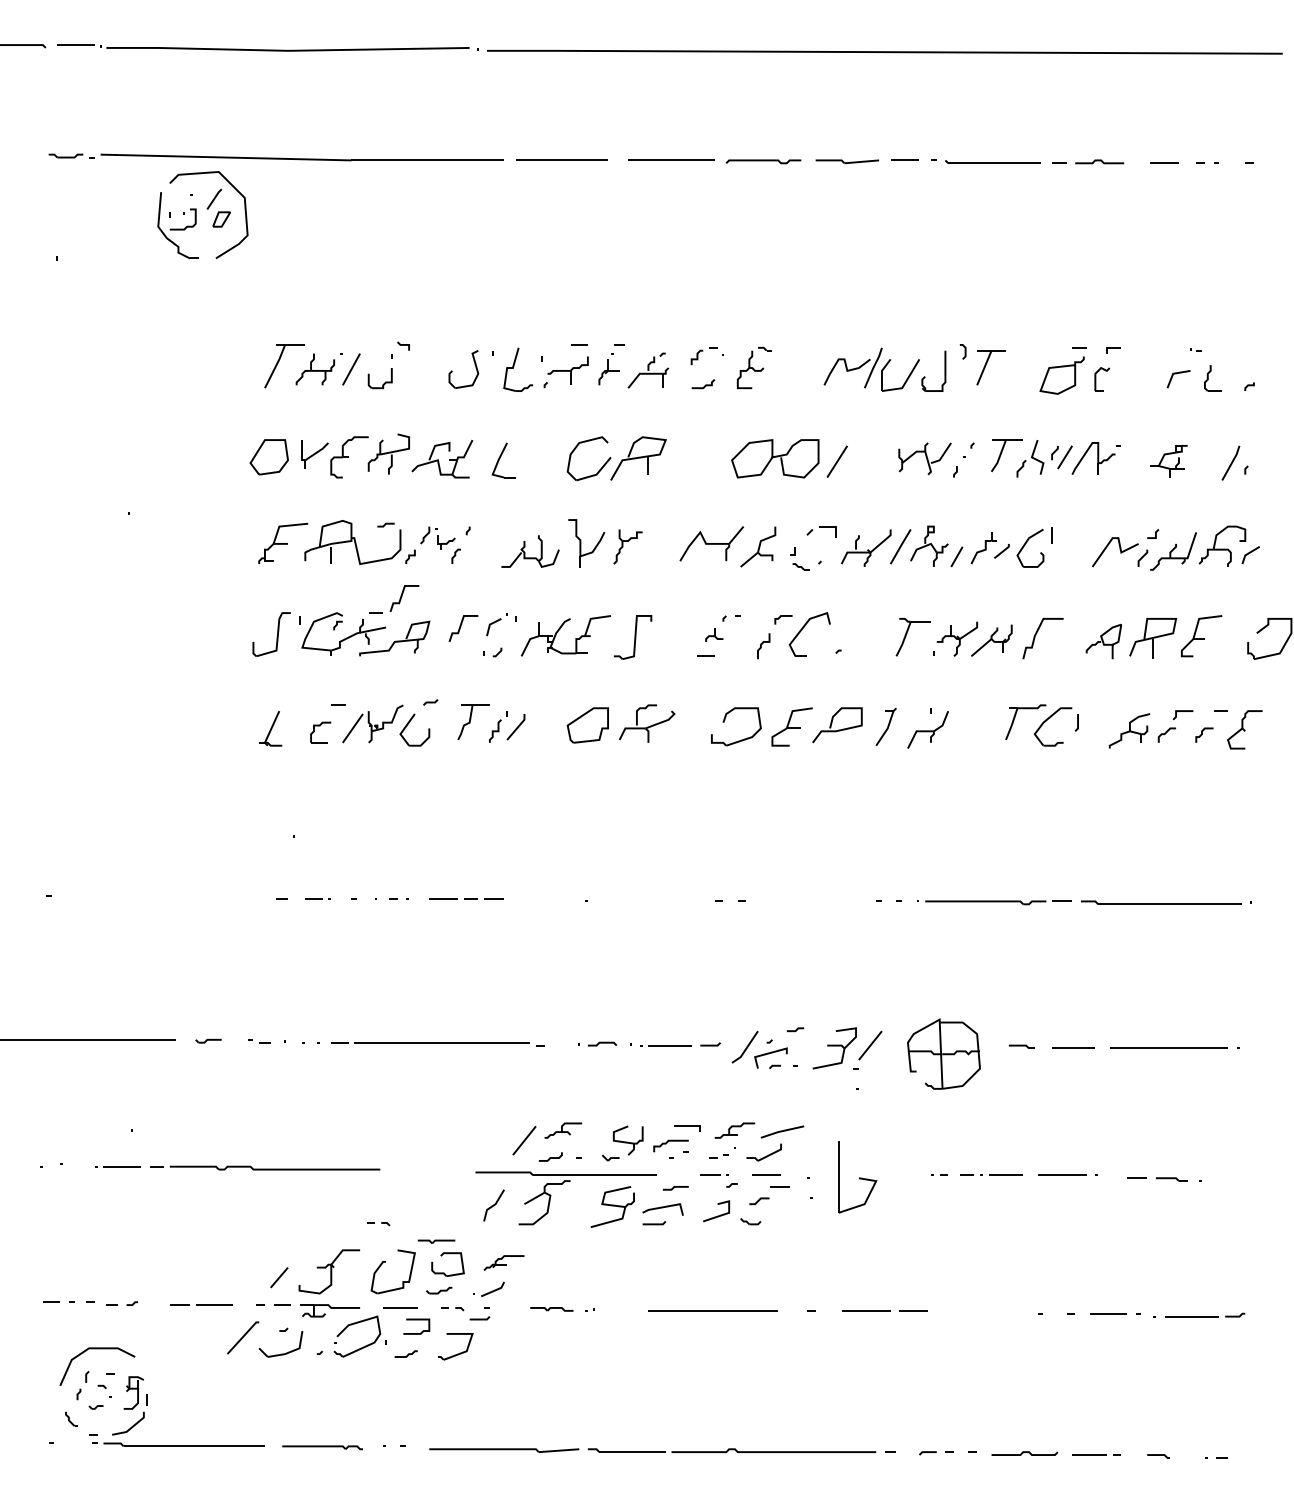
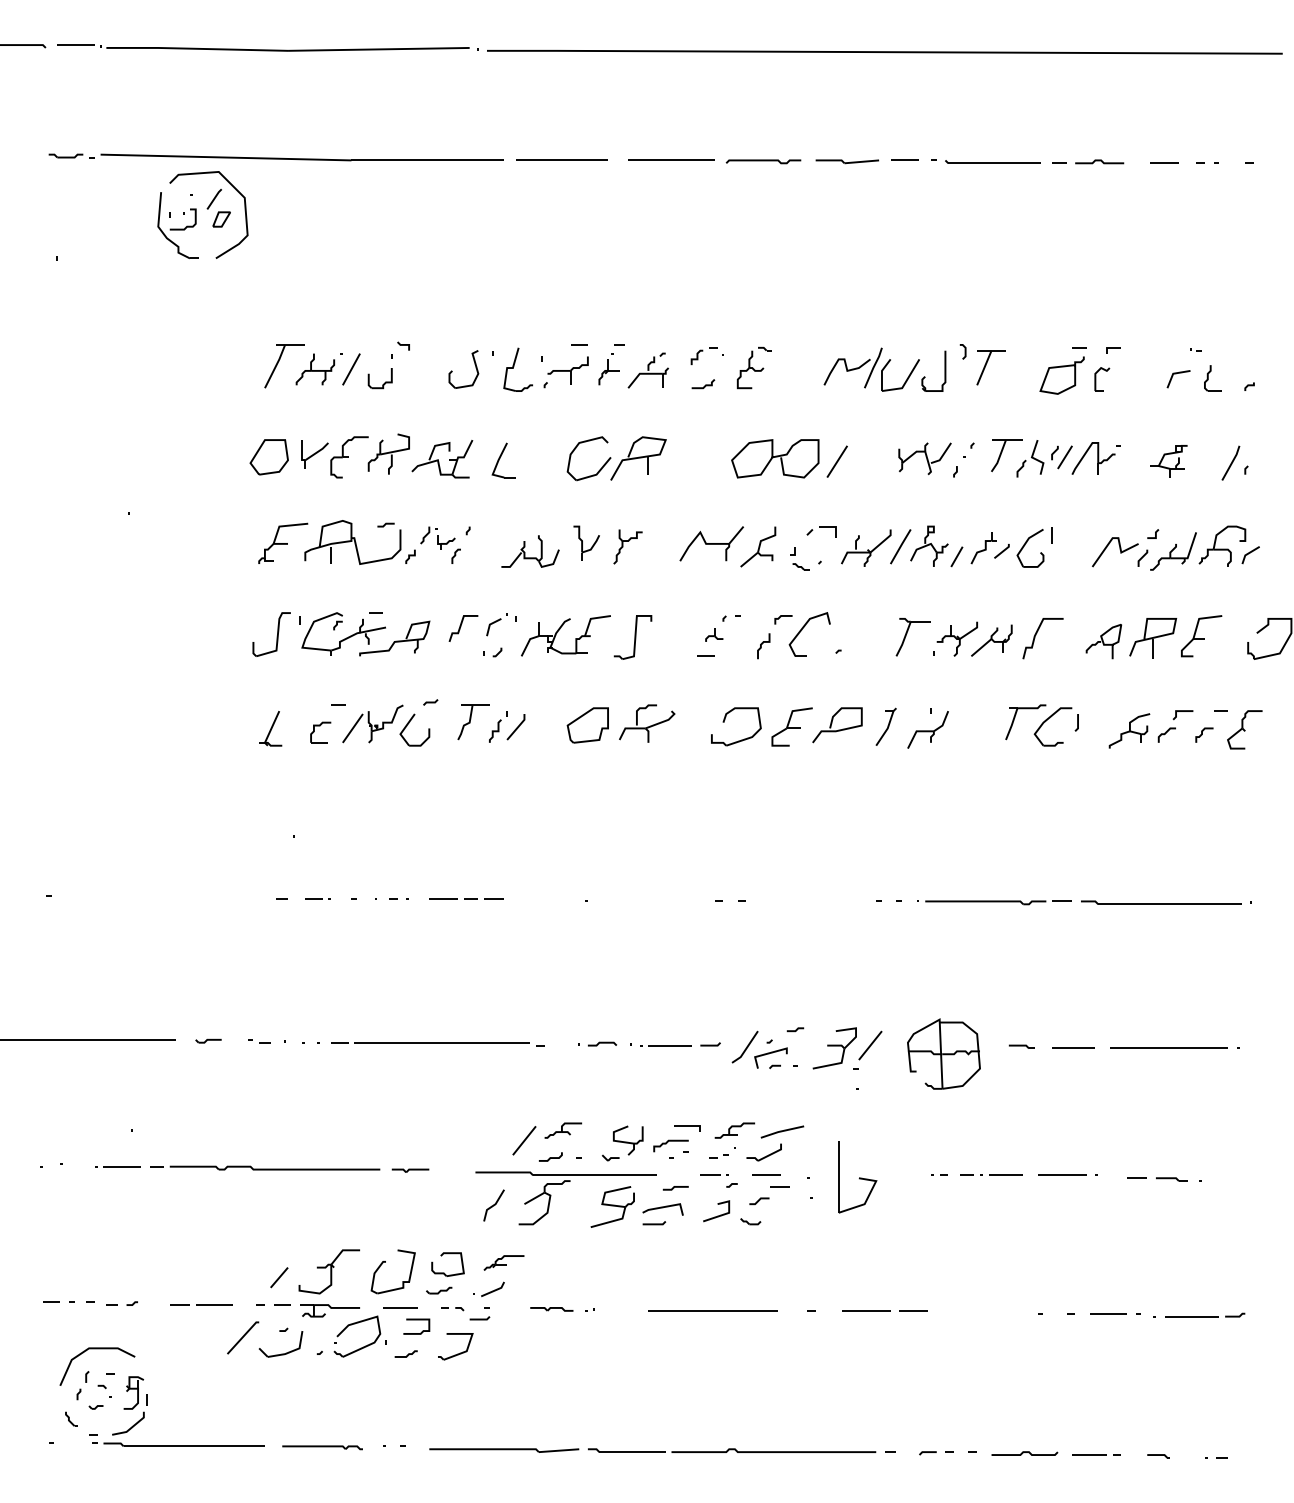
part size: 38x49 px -> 27x36 px (586, 542)
line: present -> none (402, 596)
part: present -> none (378, 1224)
part position: (436, 1241) -> (410, 1170) (410, 1170)
